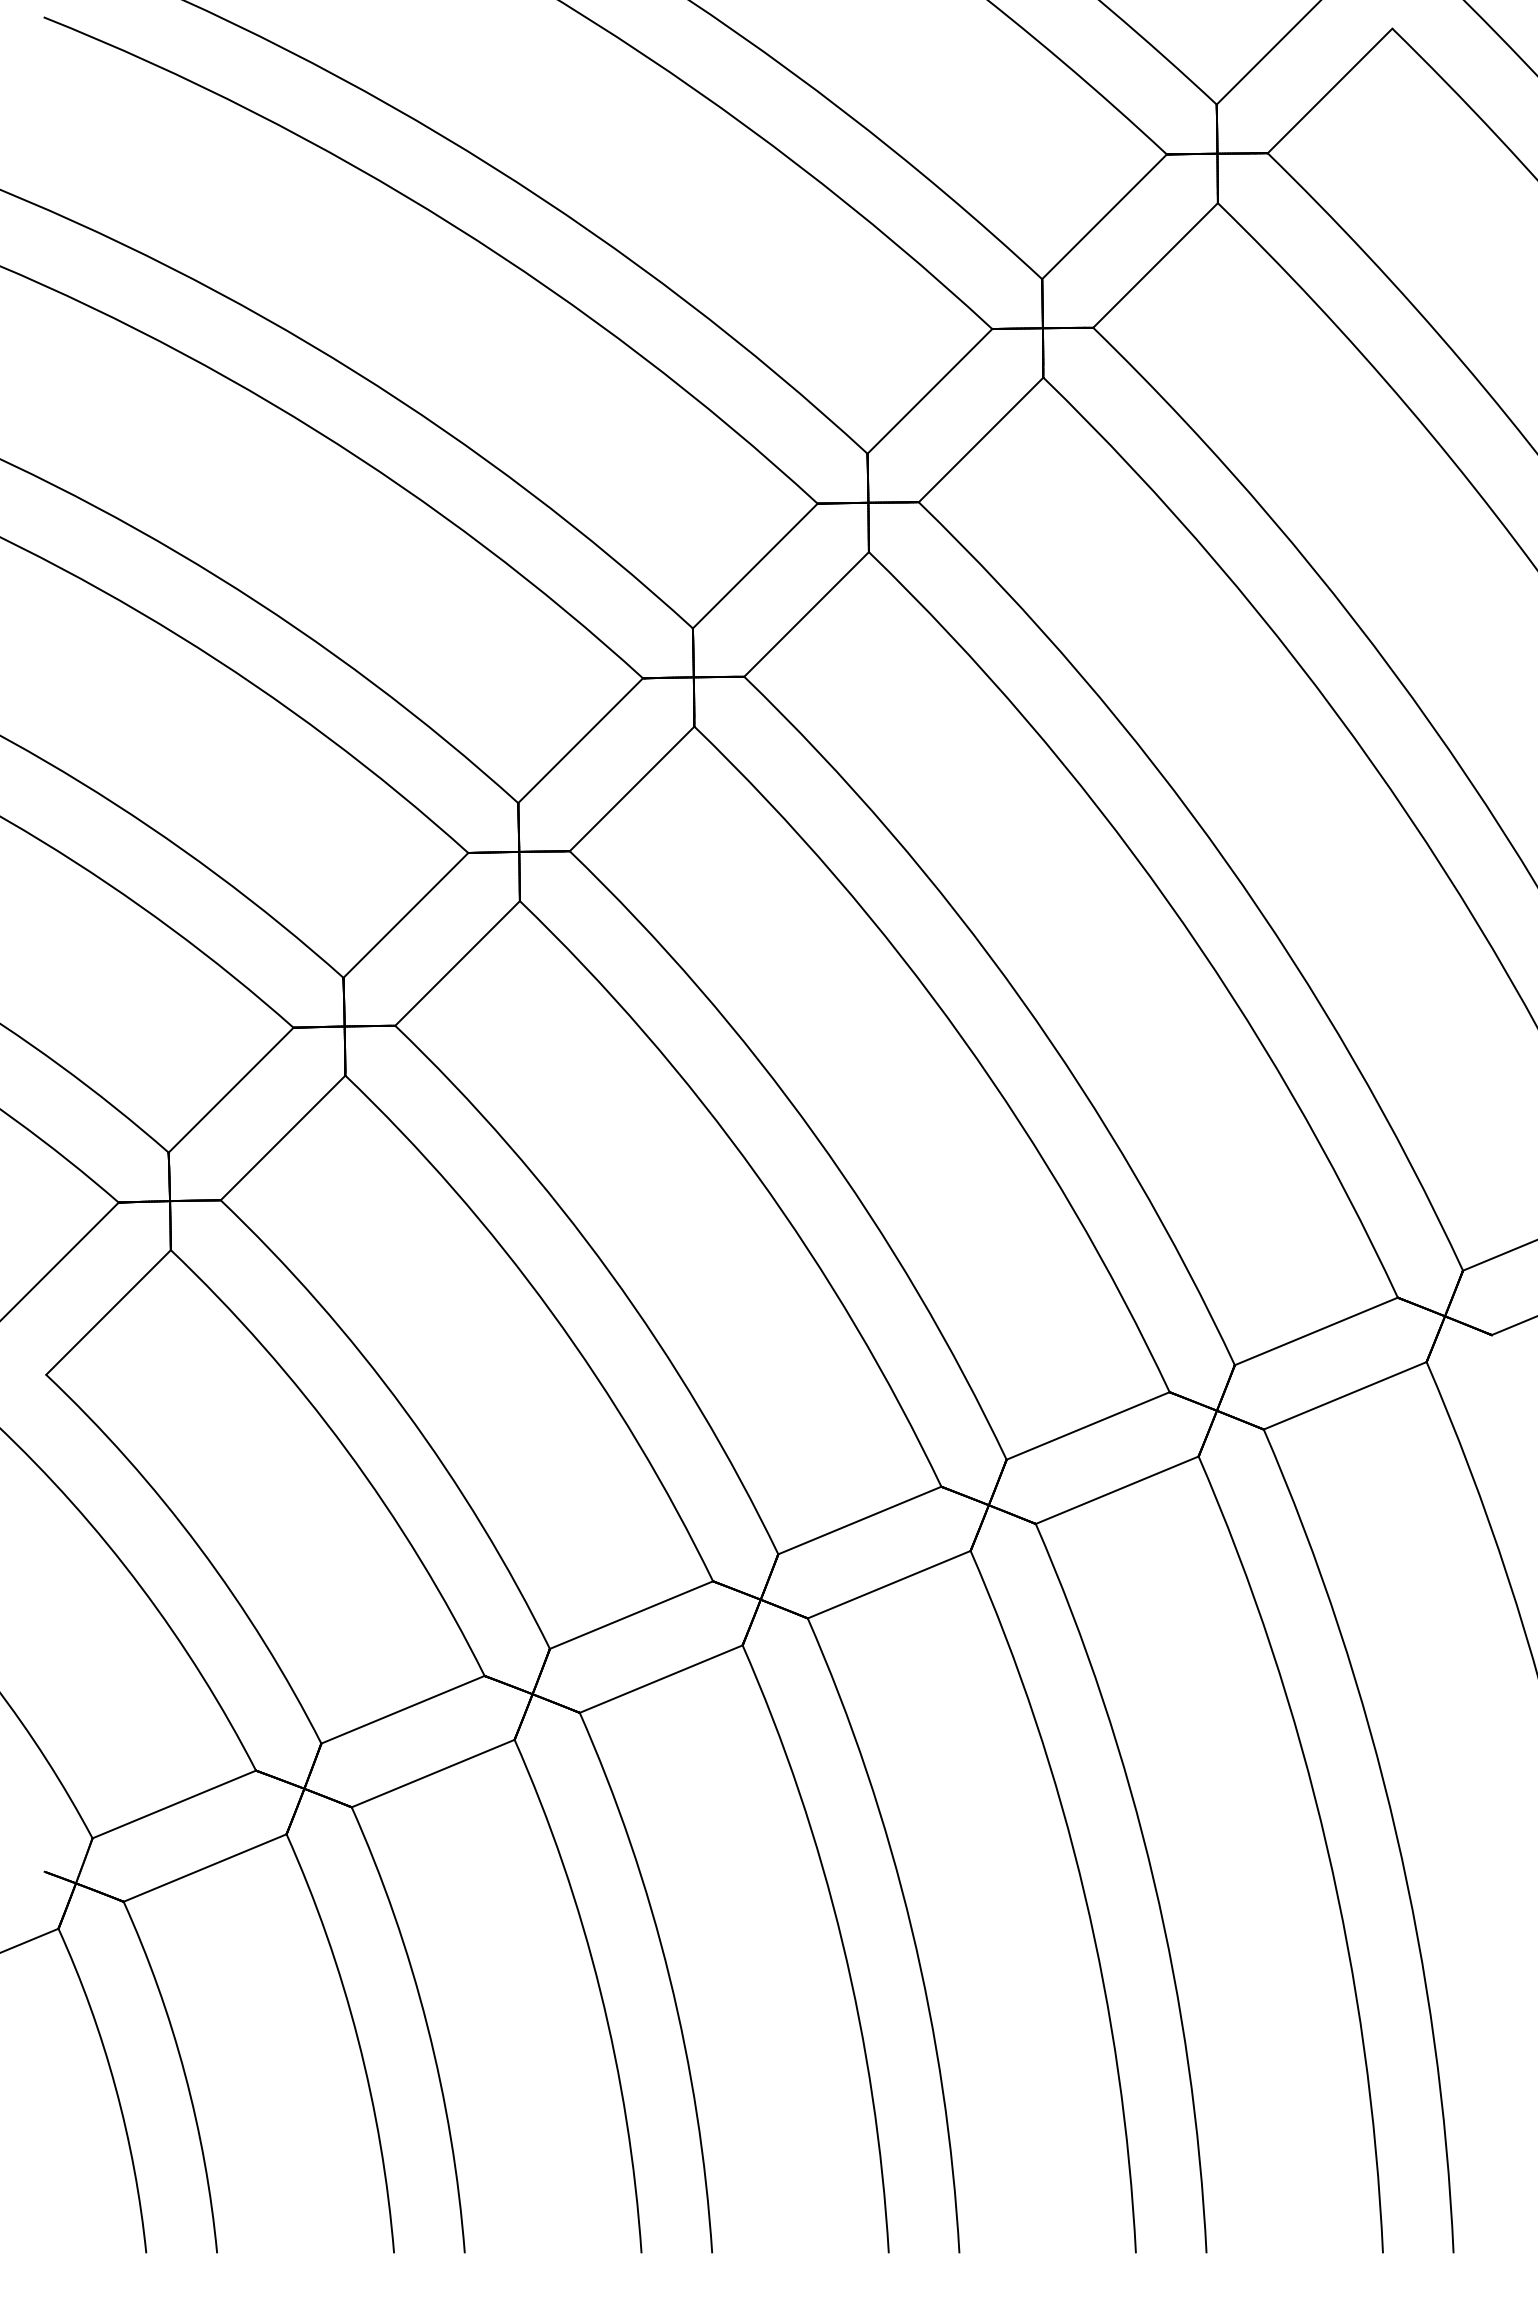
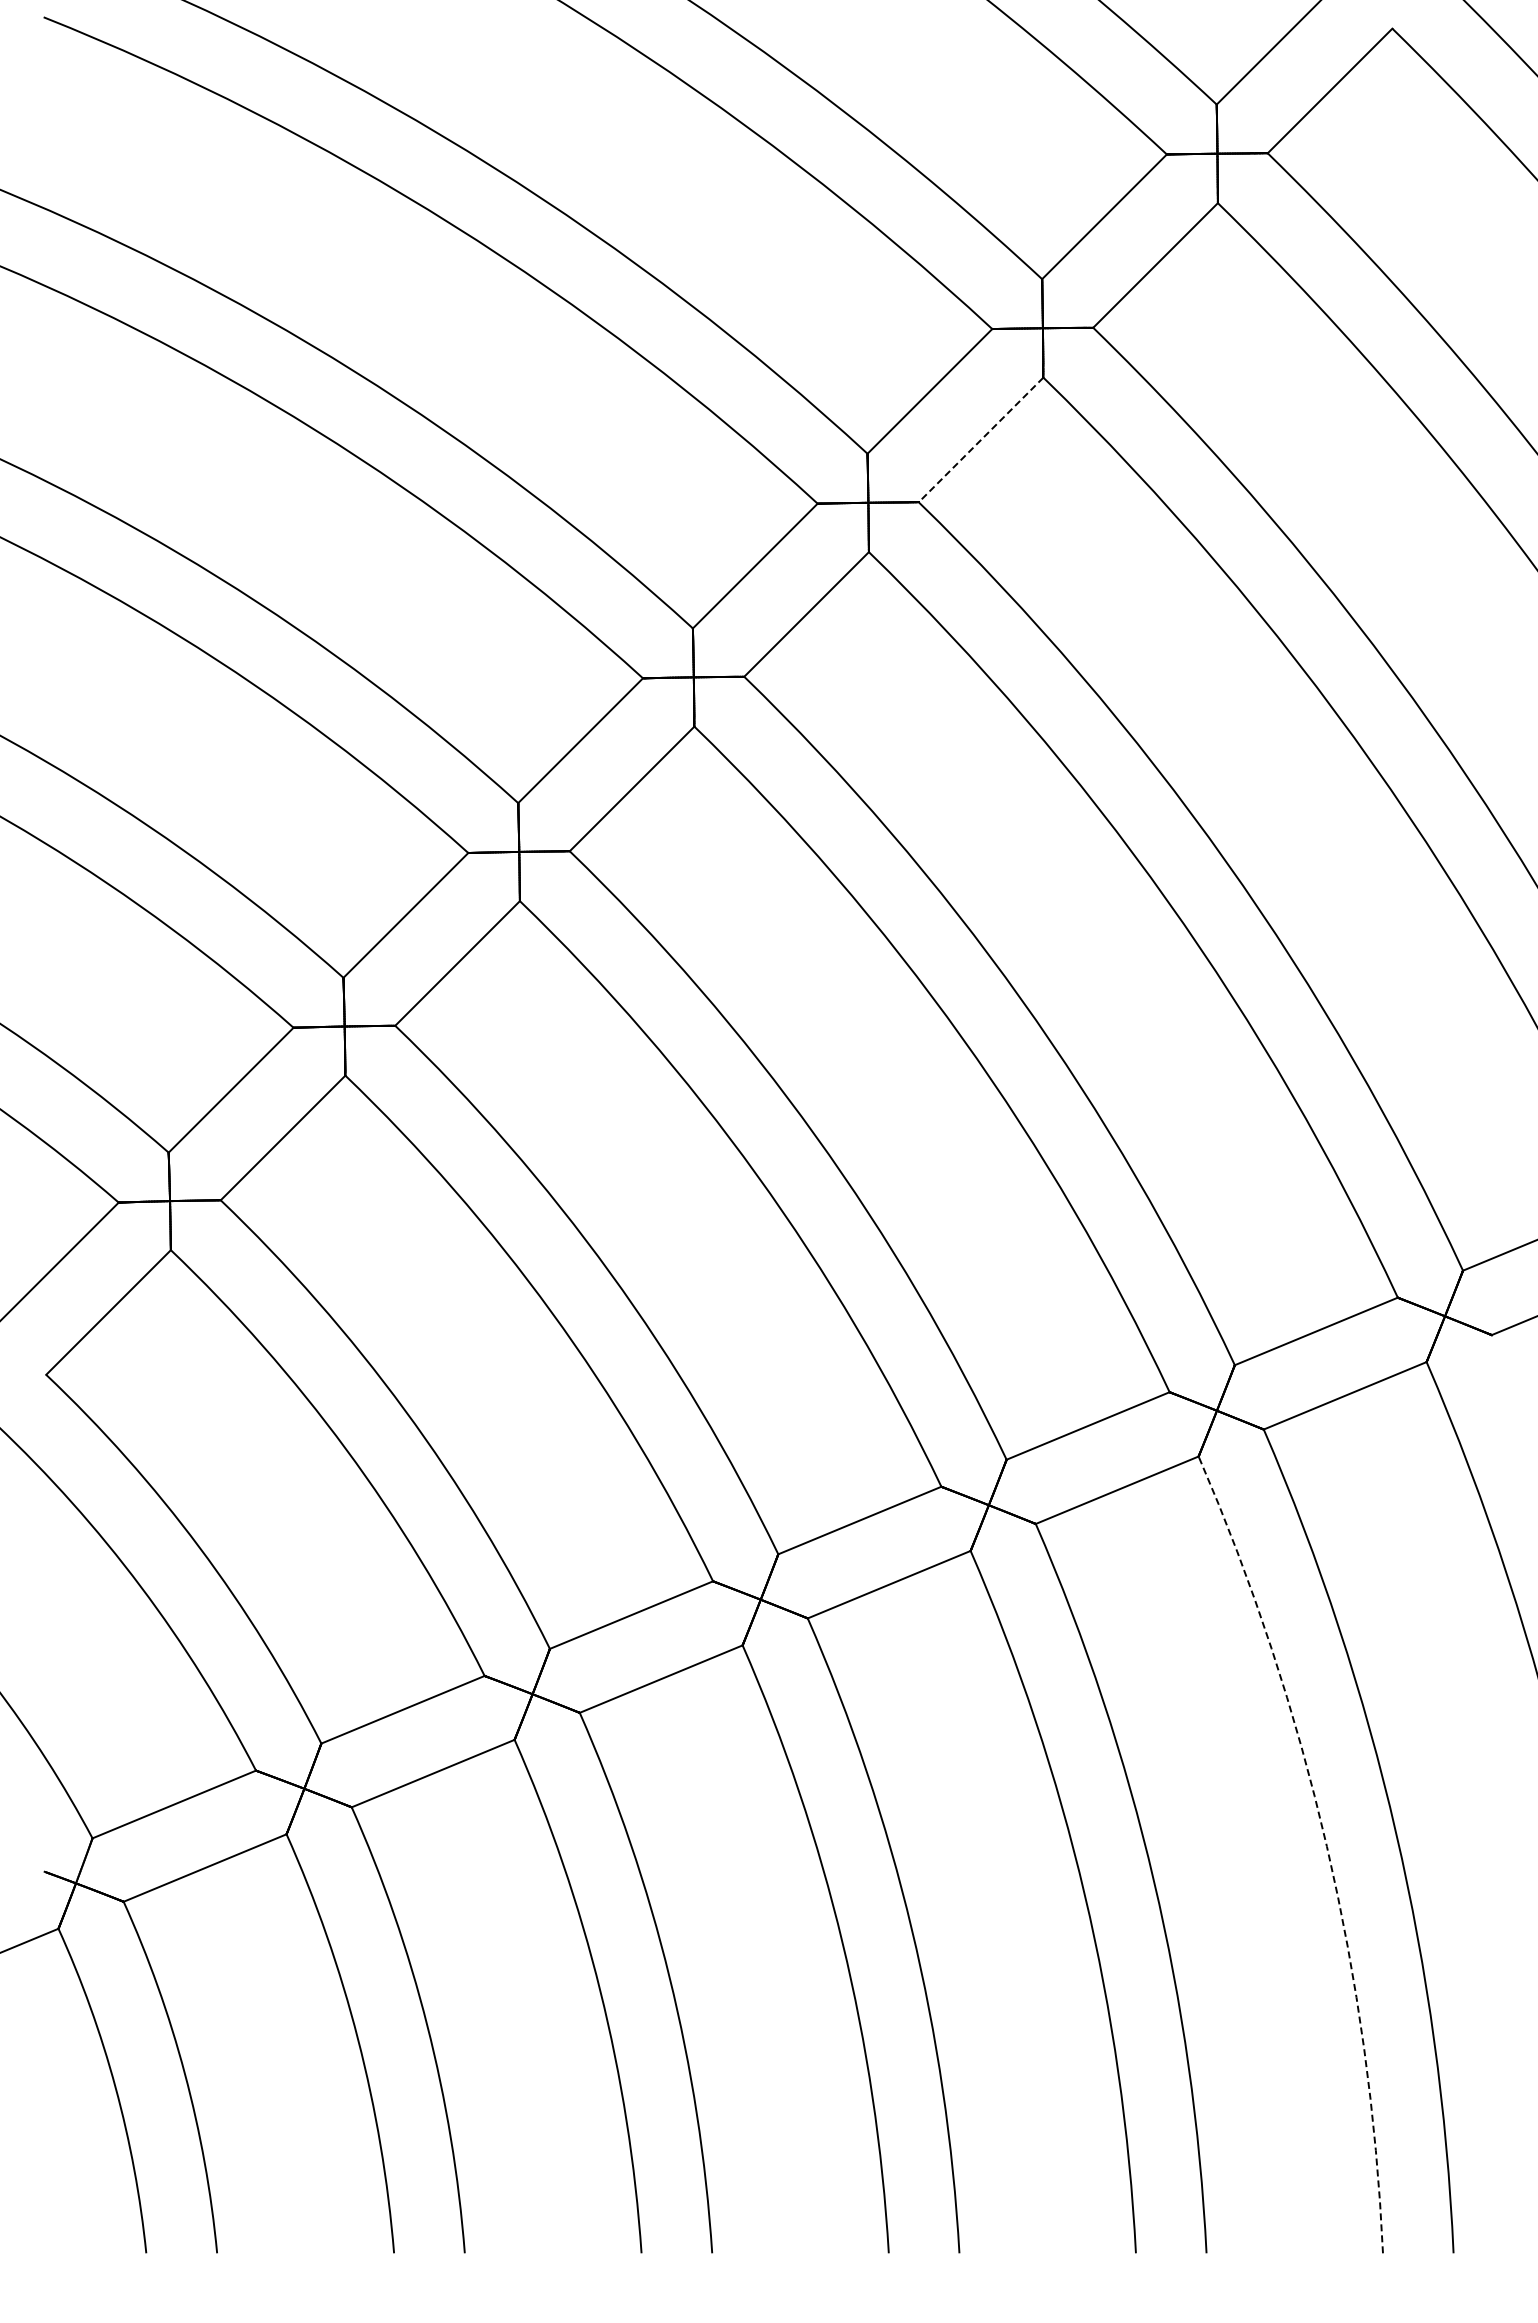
line: solid -> dashed (980, 440)
arc: solid -> dashed (1326, 1846)
